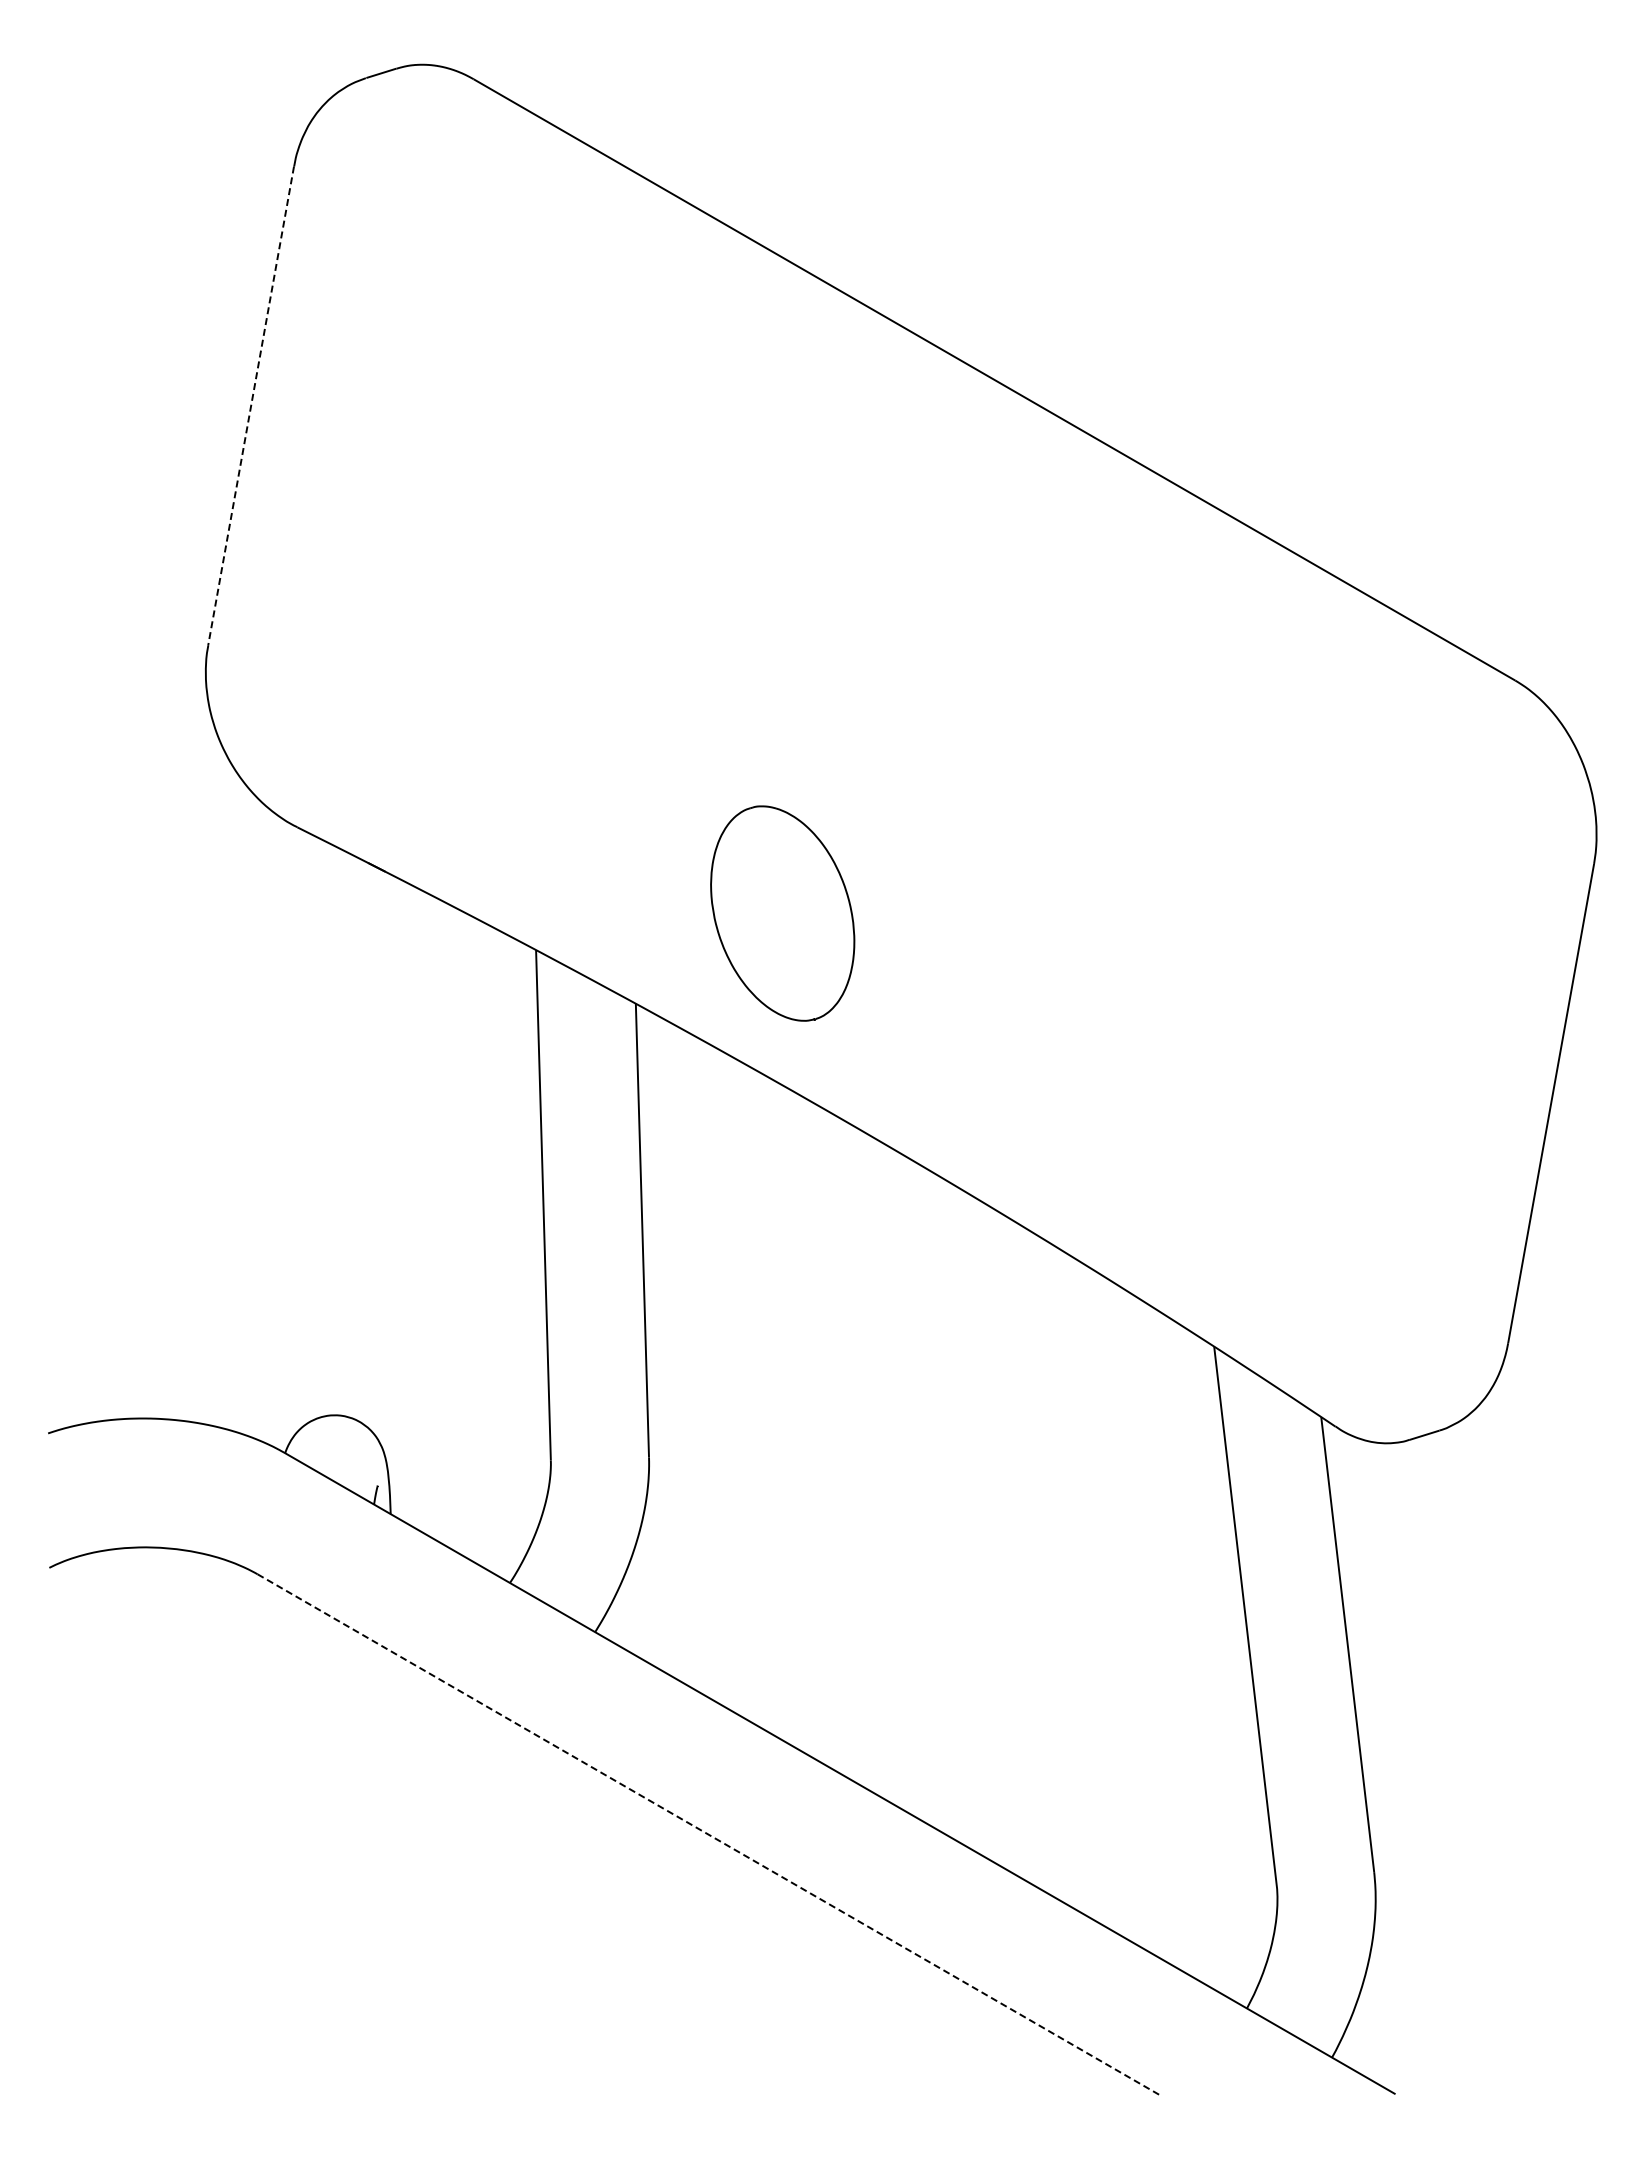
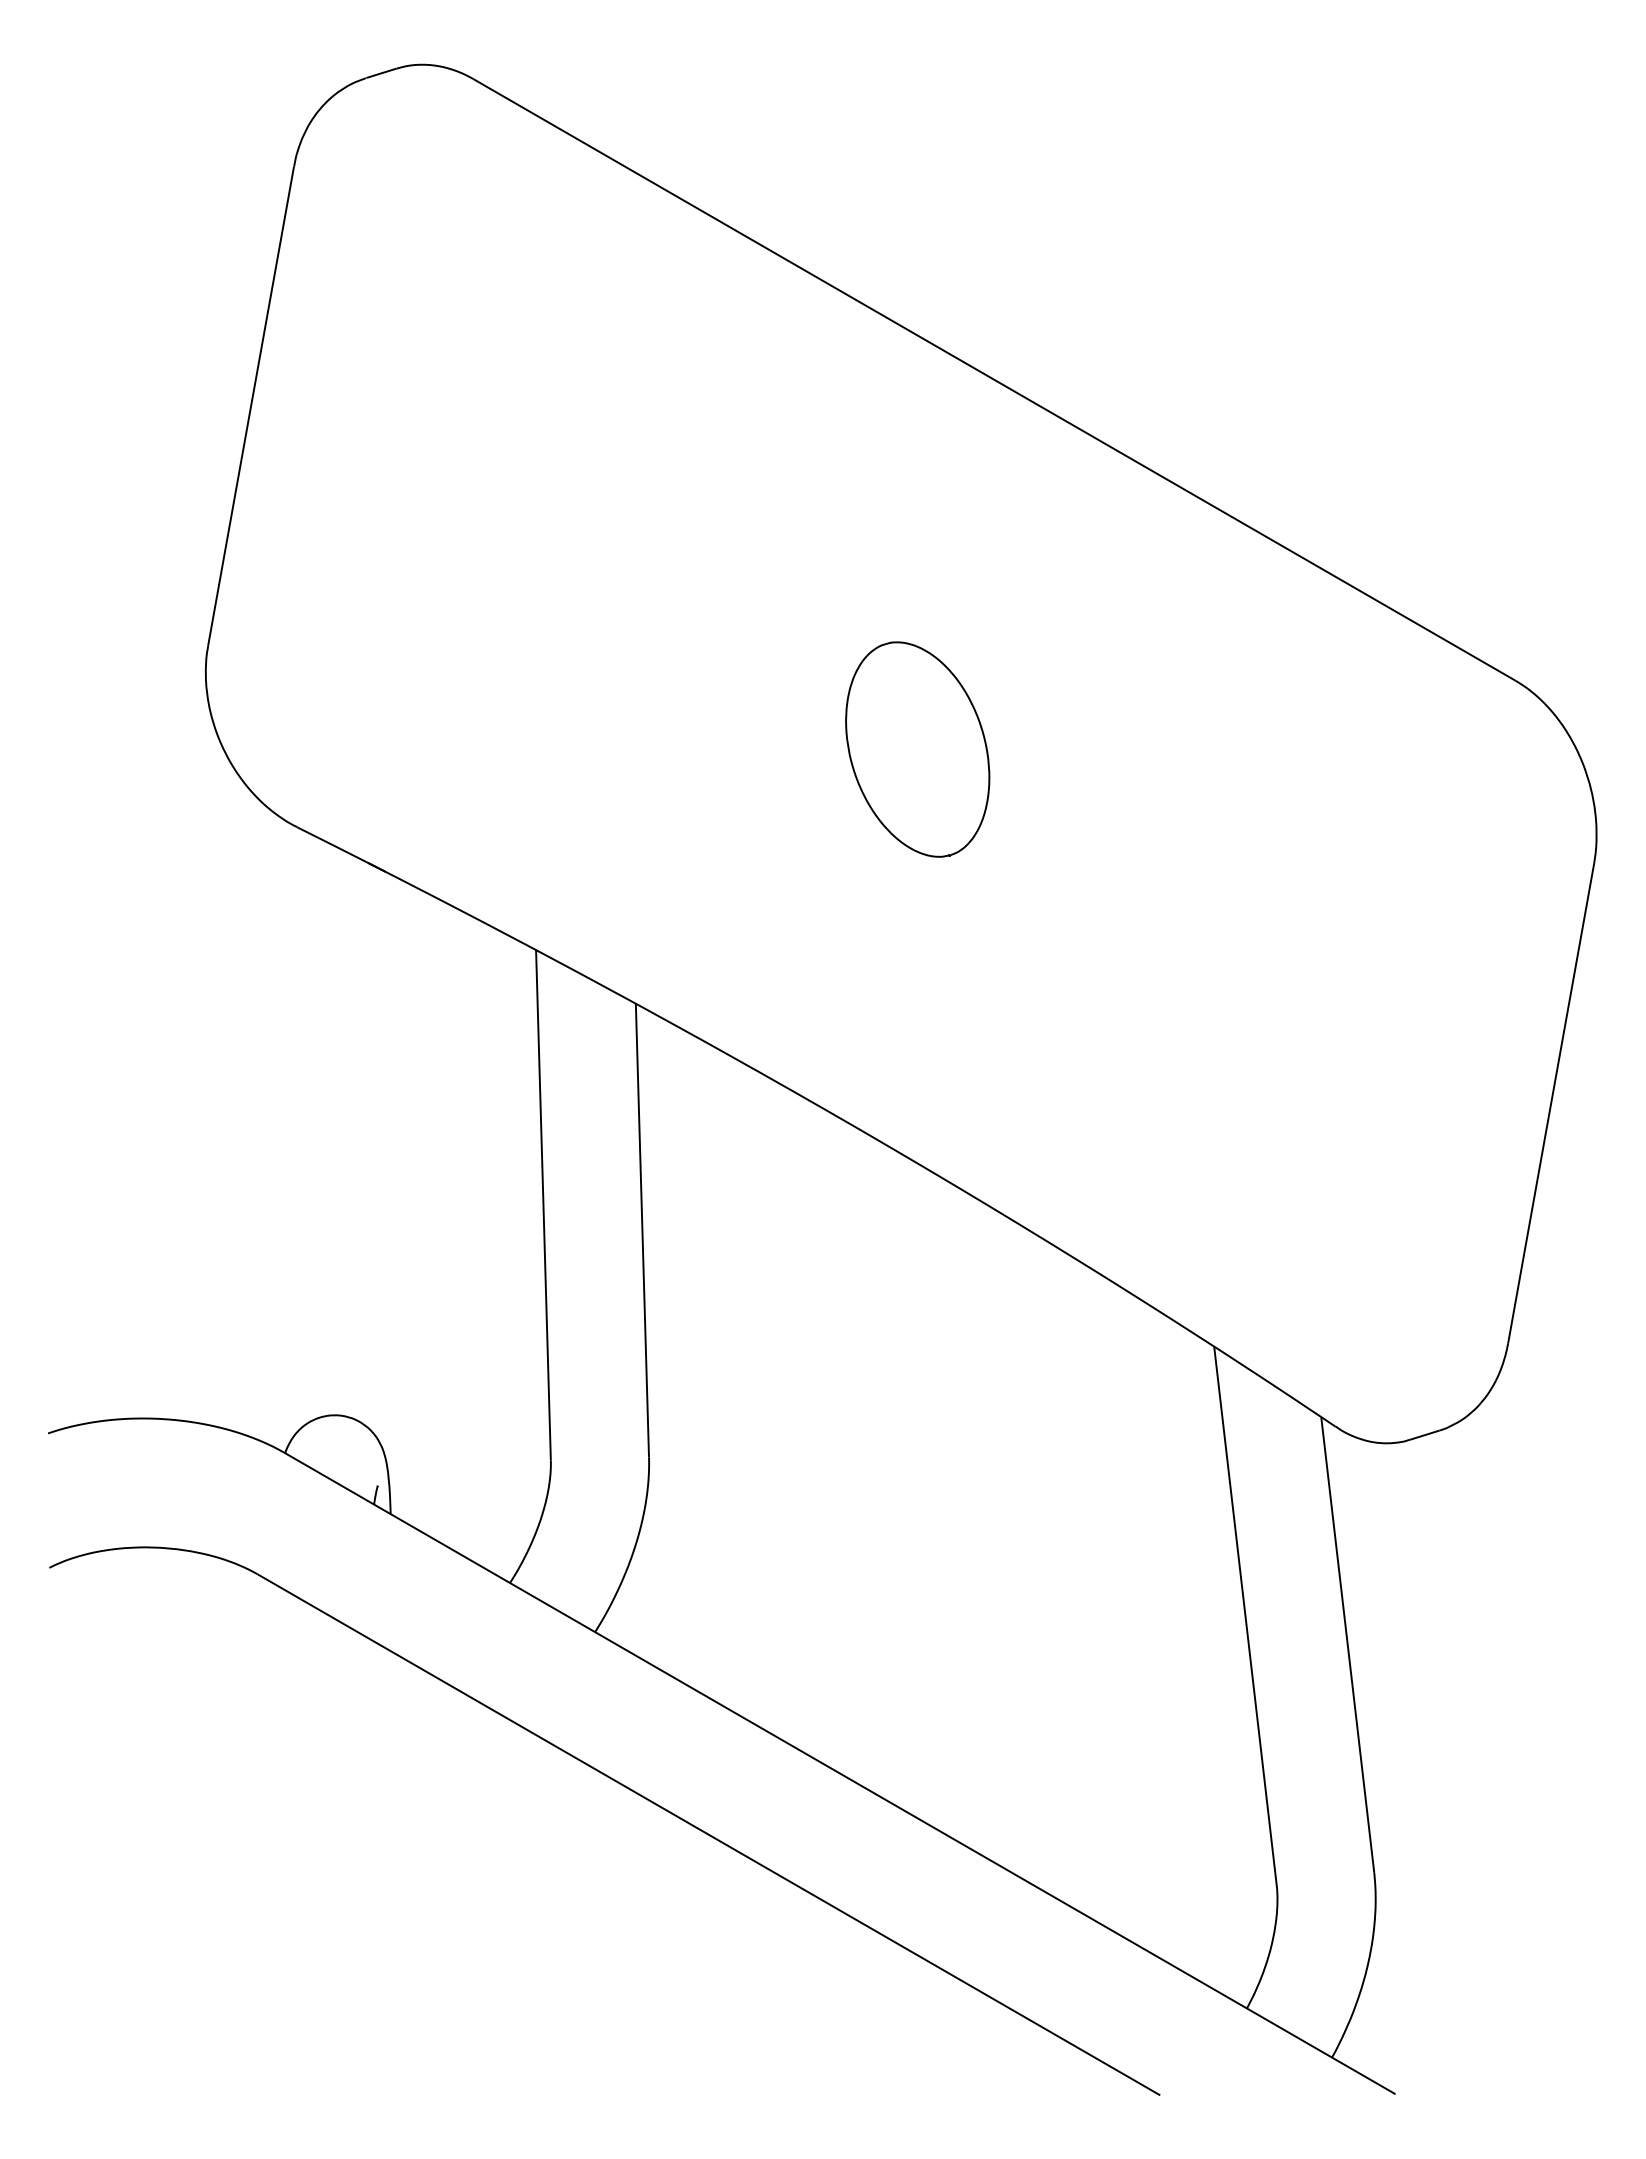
line: dashed -> solid (250, 406)
part position: (782, 913) -> (917, 749) (917, 749)
line: dashed -> solid (709, 1835)
